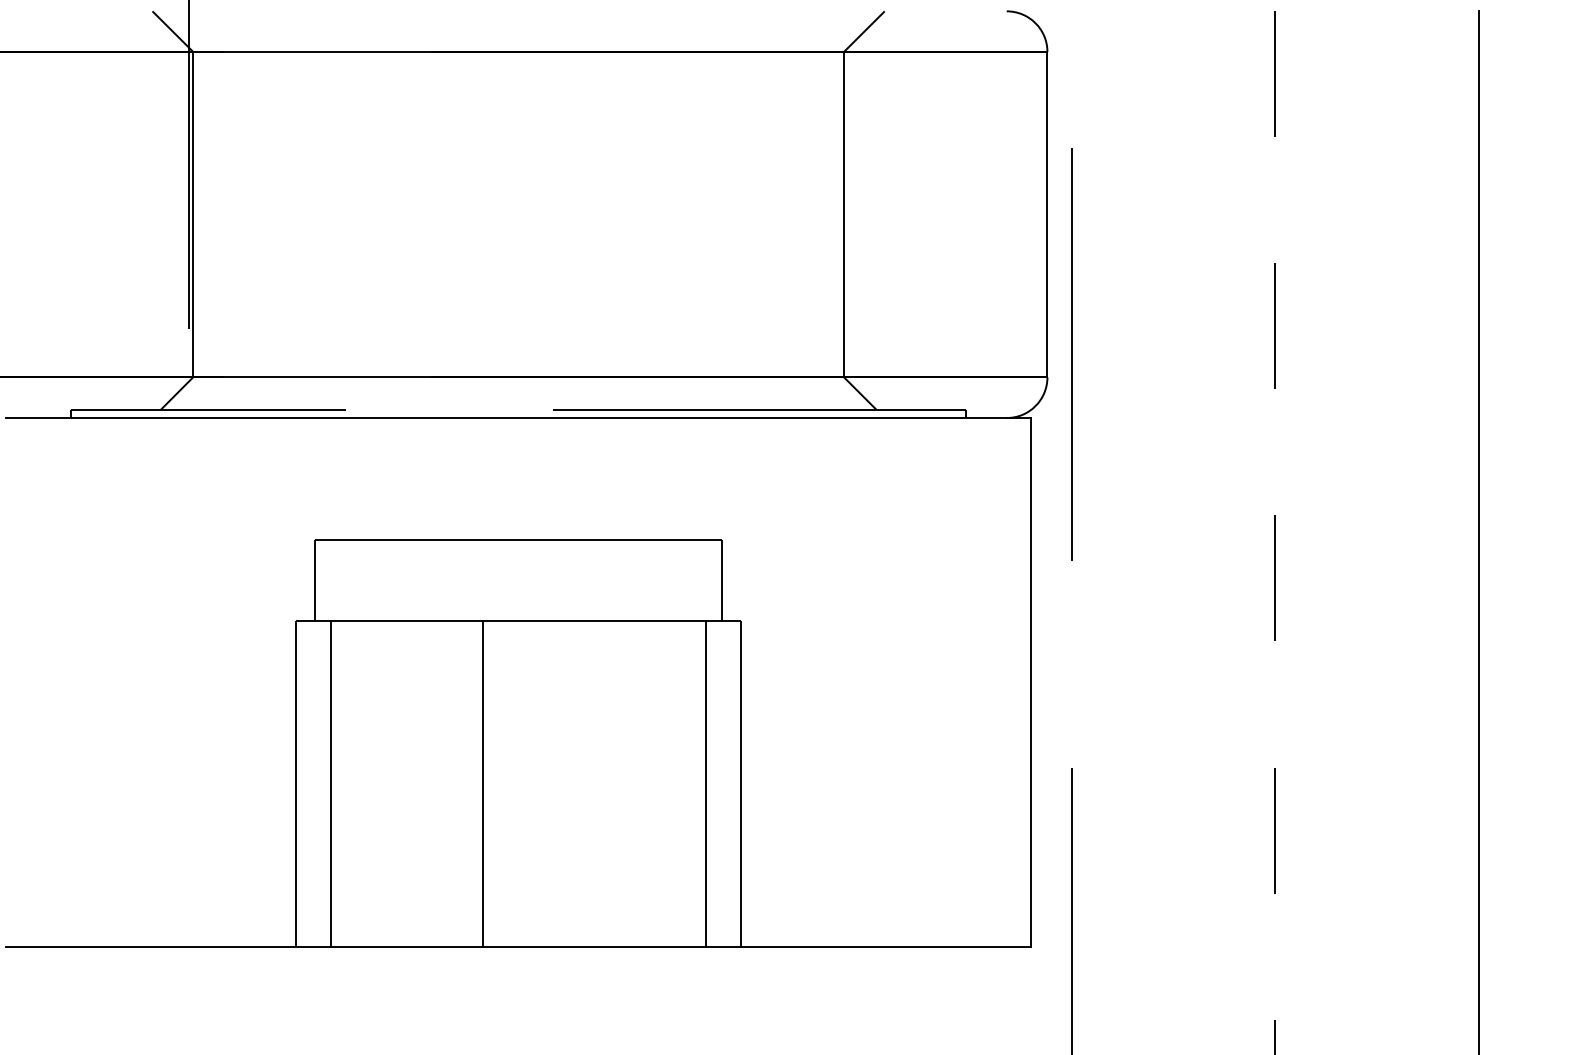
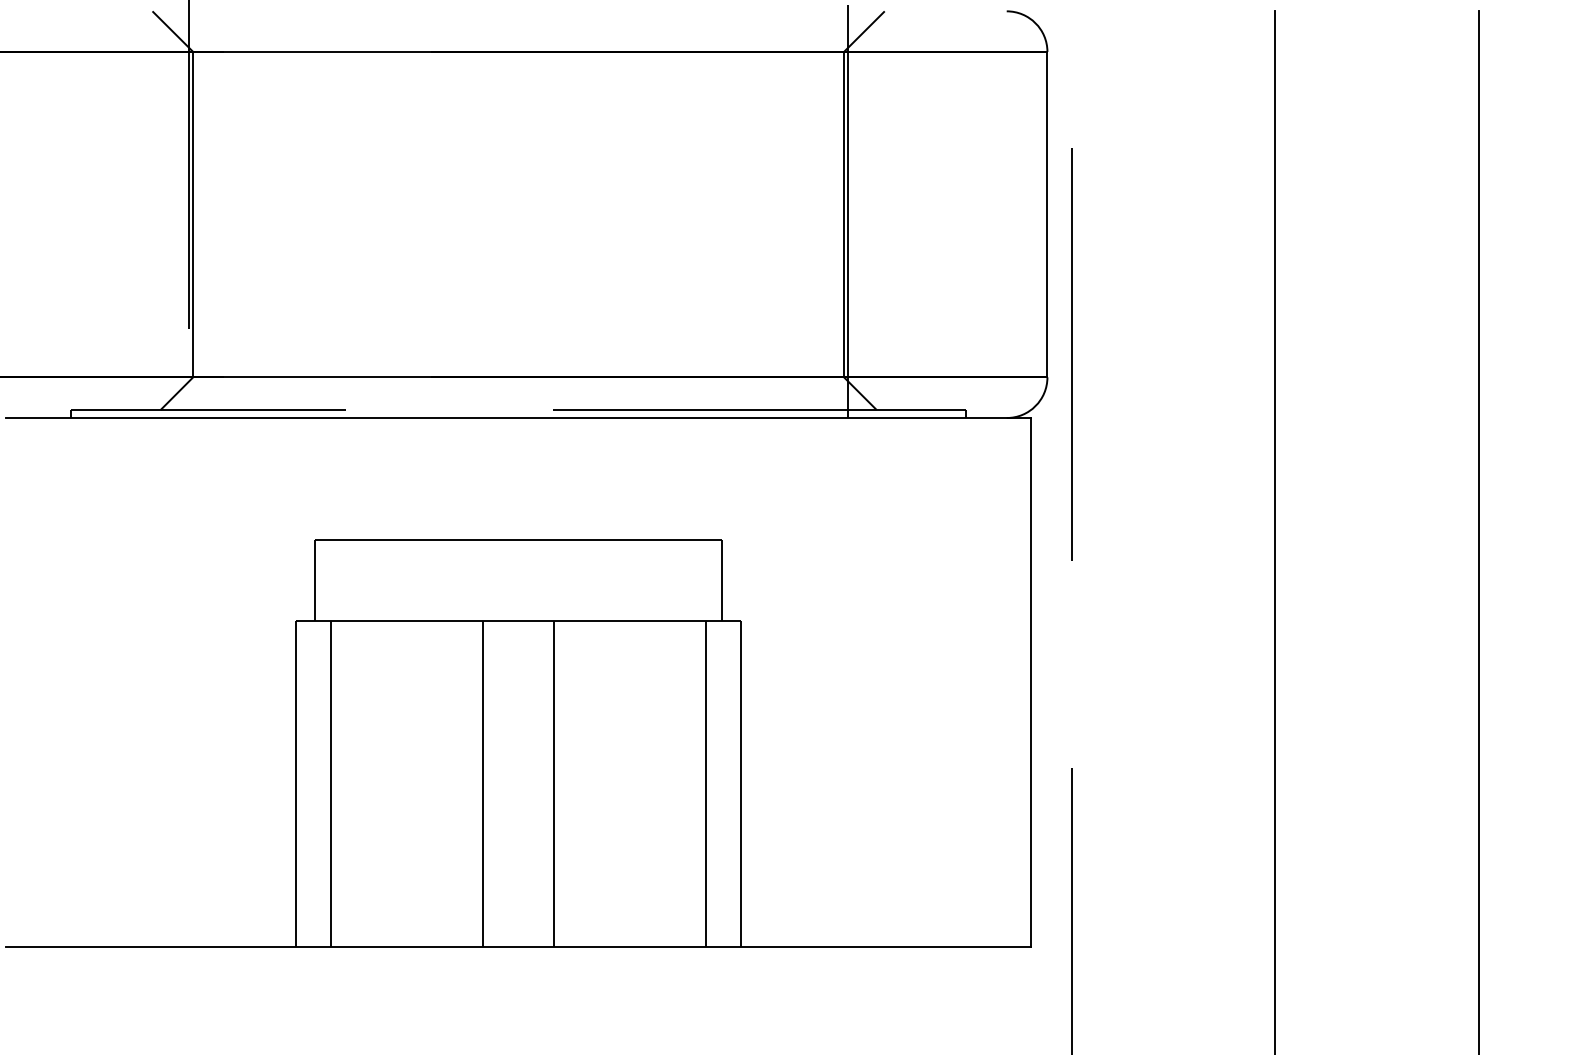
line: none -> present (848, 210)
line: dashed -> solid (1275, 533)
line: none -> present (553, 783)
